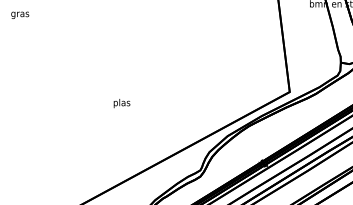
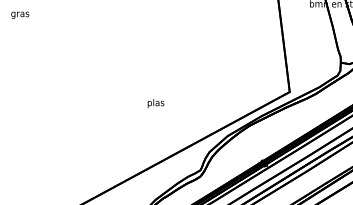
text position: (121, 103) -> (155, 103) (155, 103)
